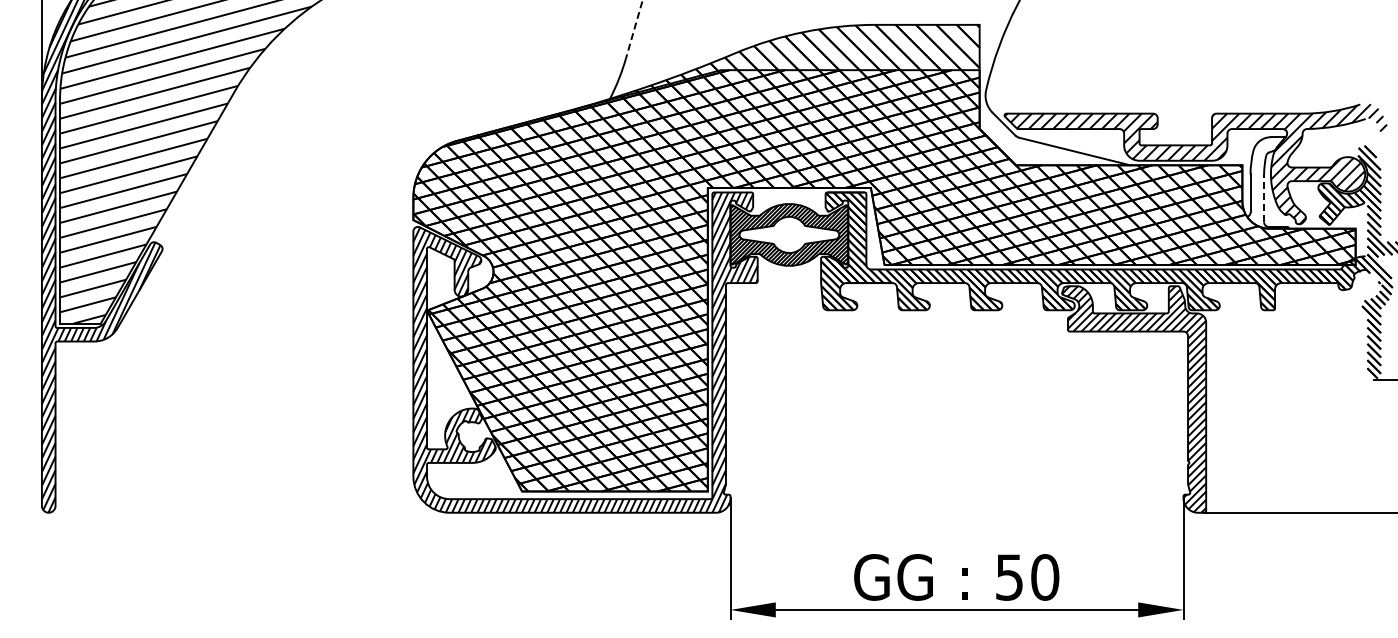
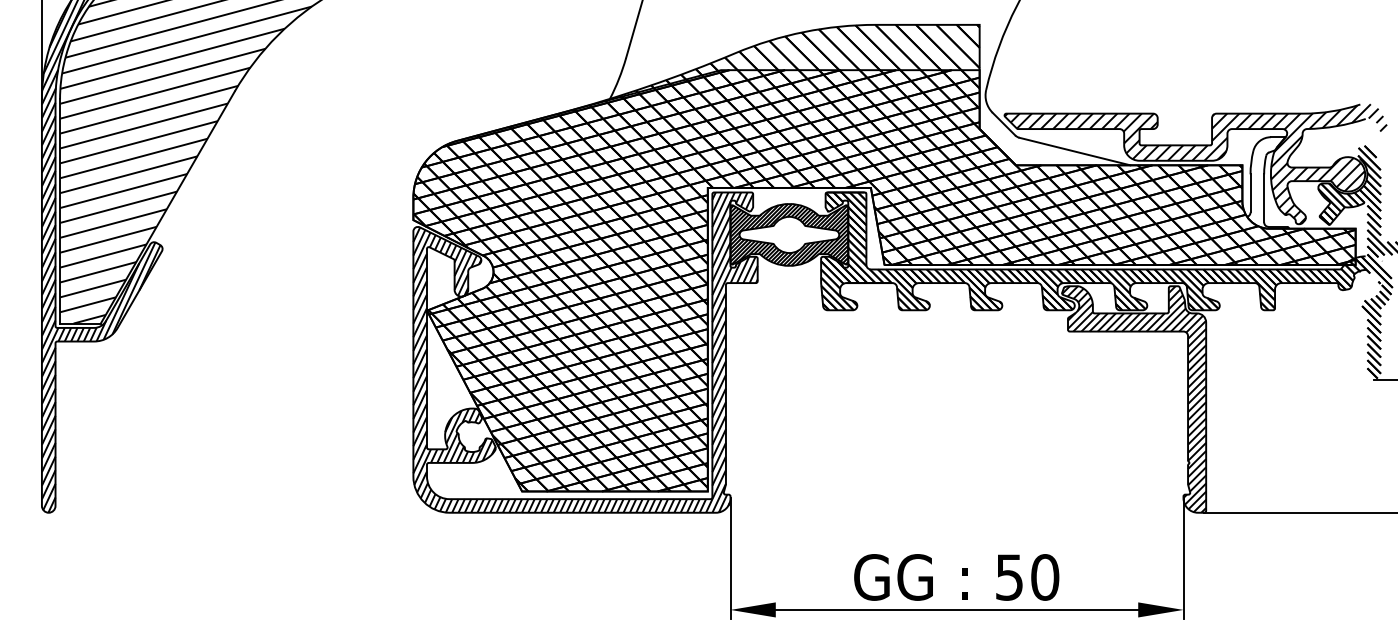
line: dashed -> solid (634, 29)
line: dashed -> solid (1264, 197)
